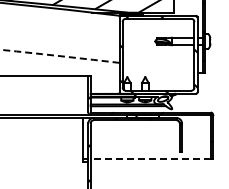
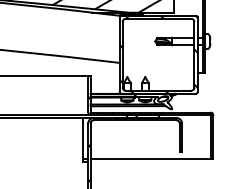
arc: dashed -> solid (60, 56)
line: dashed -> solid (150, 159)
